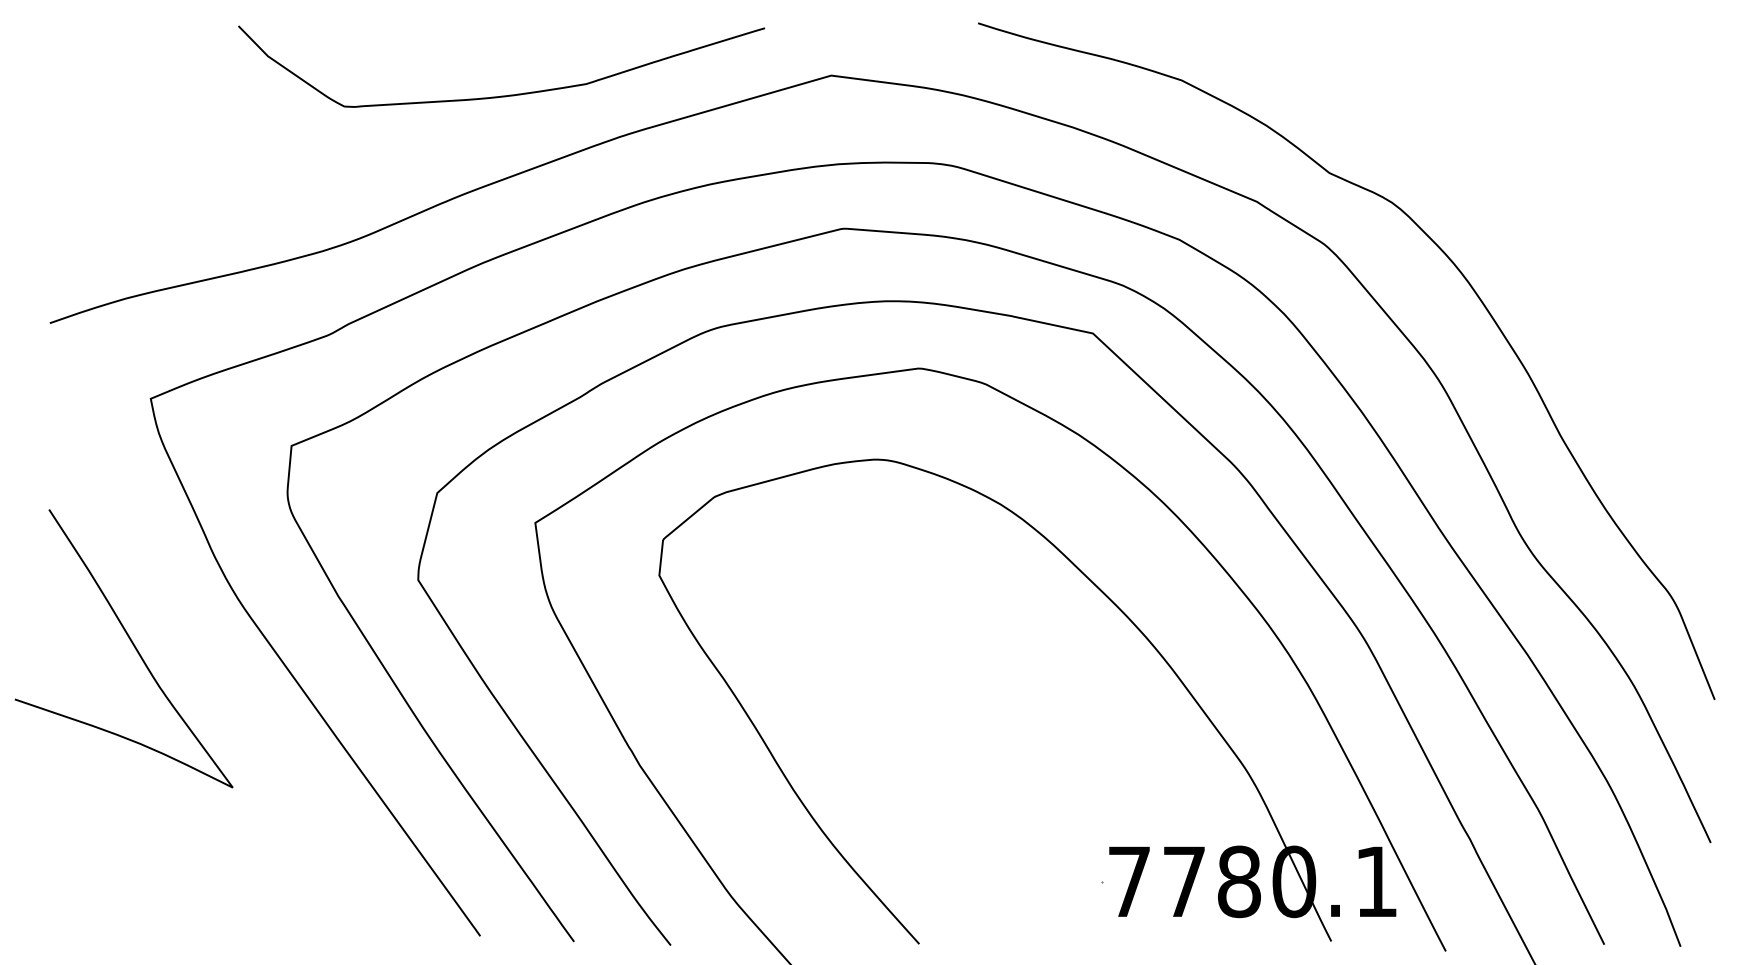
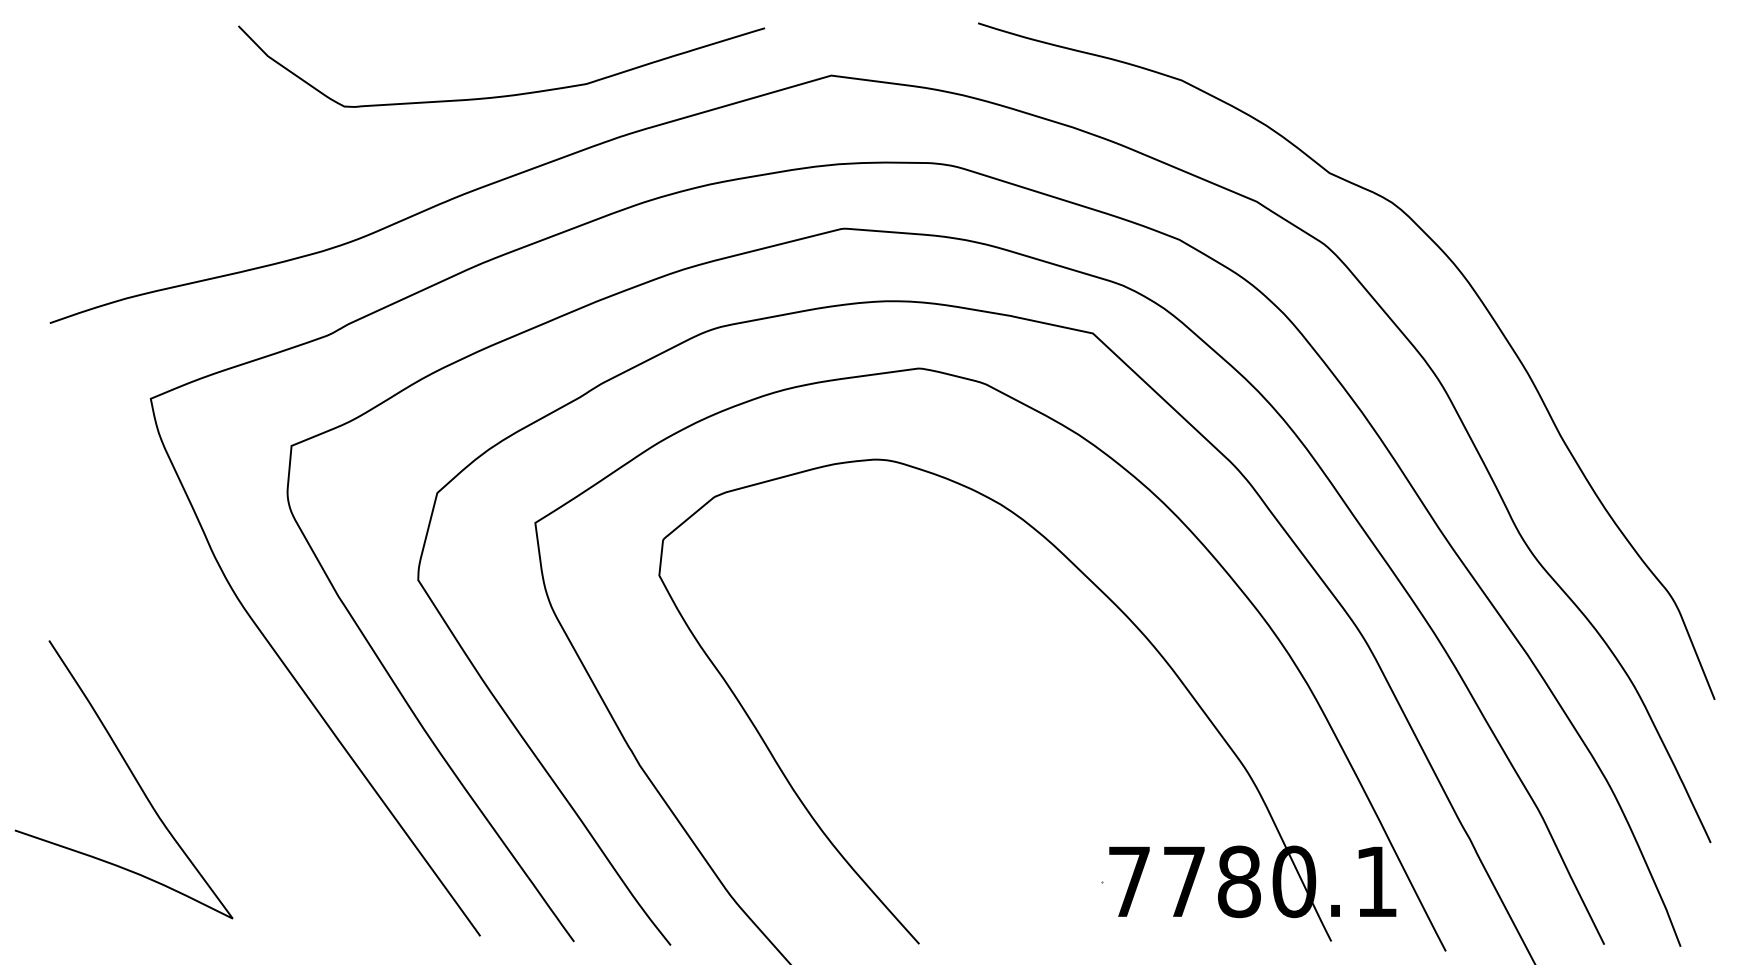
curve position: (131, 643) -> (131, 774) (131, 774)
